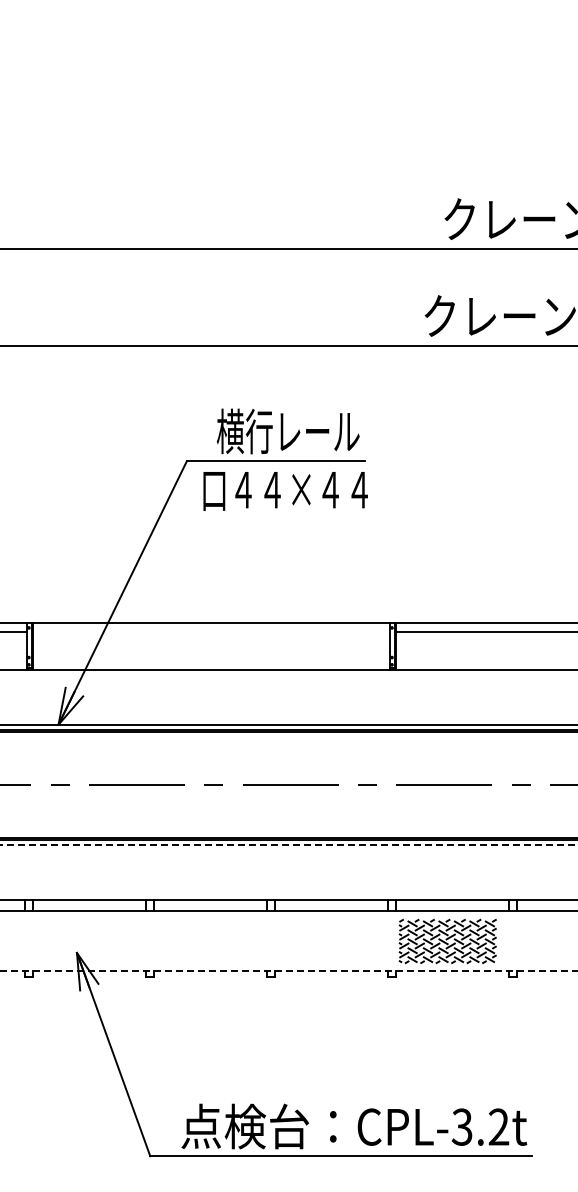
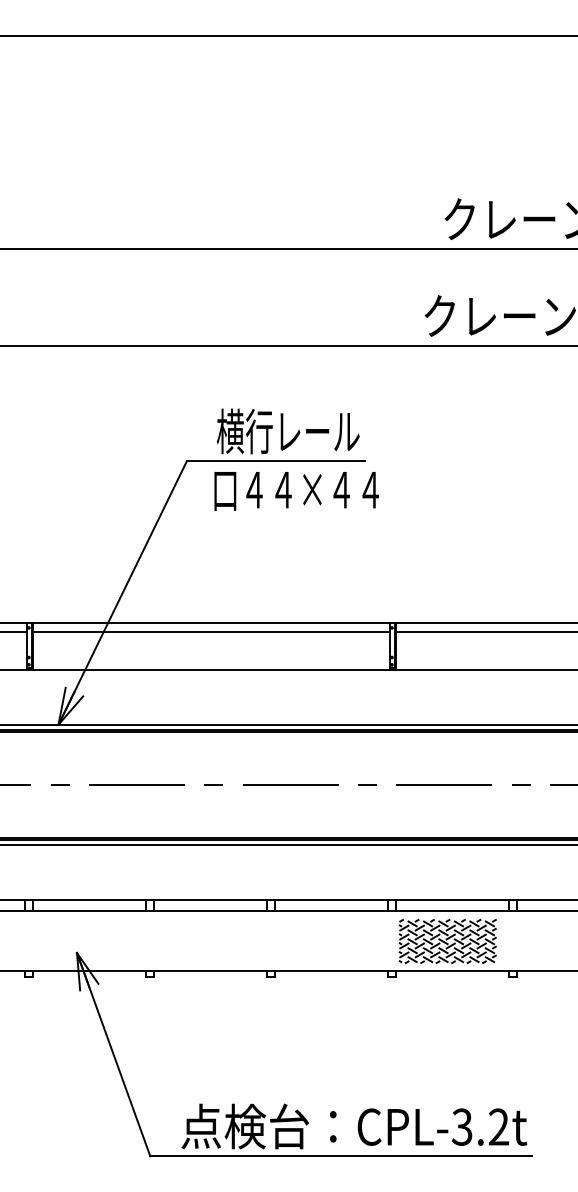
line: none -> present (288, 35)
text position: (285, 491) -> (296, 491) (296, 491)
line: none -> present (210, 632)
line: dashed -> solid (289, 845)
line: dashed -> solid (288, 971)
